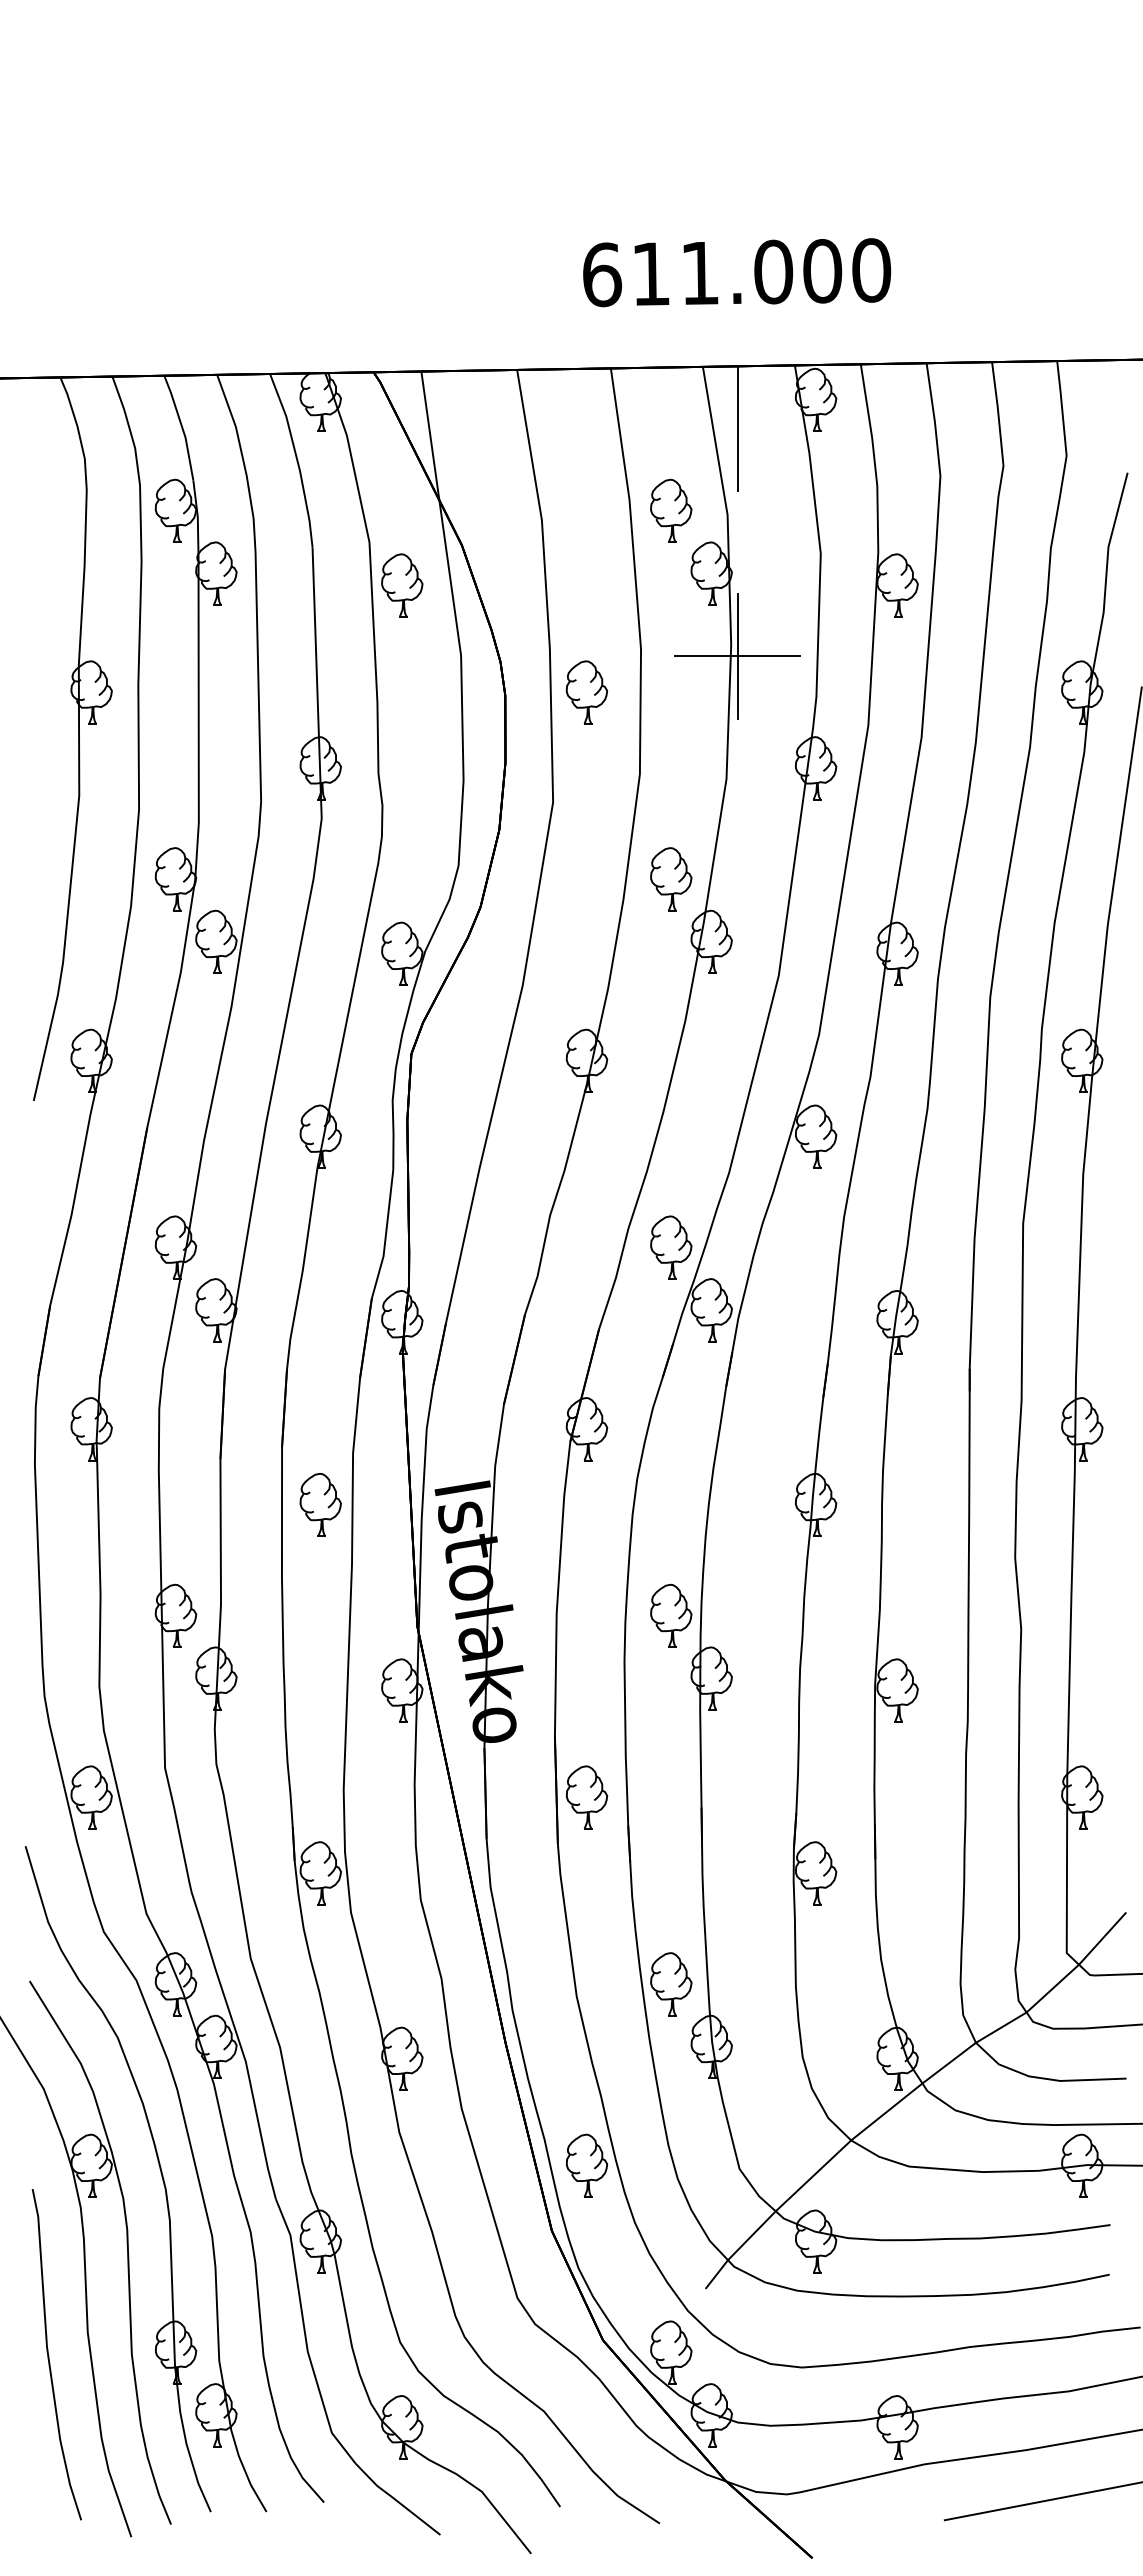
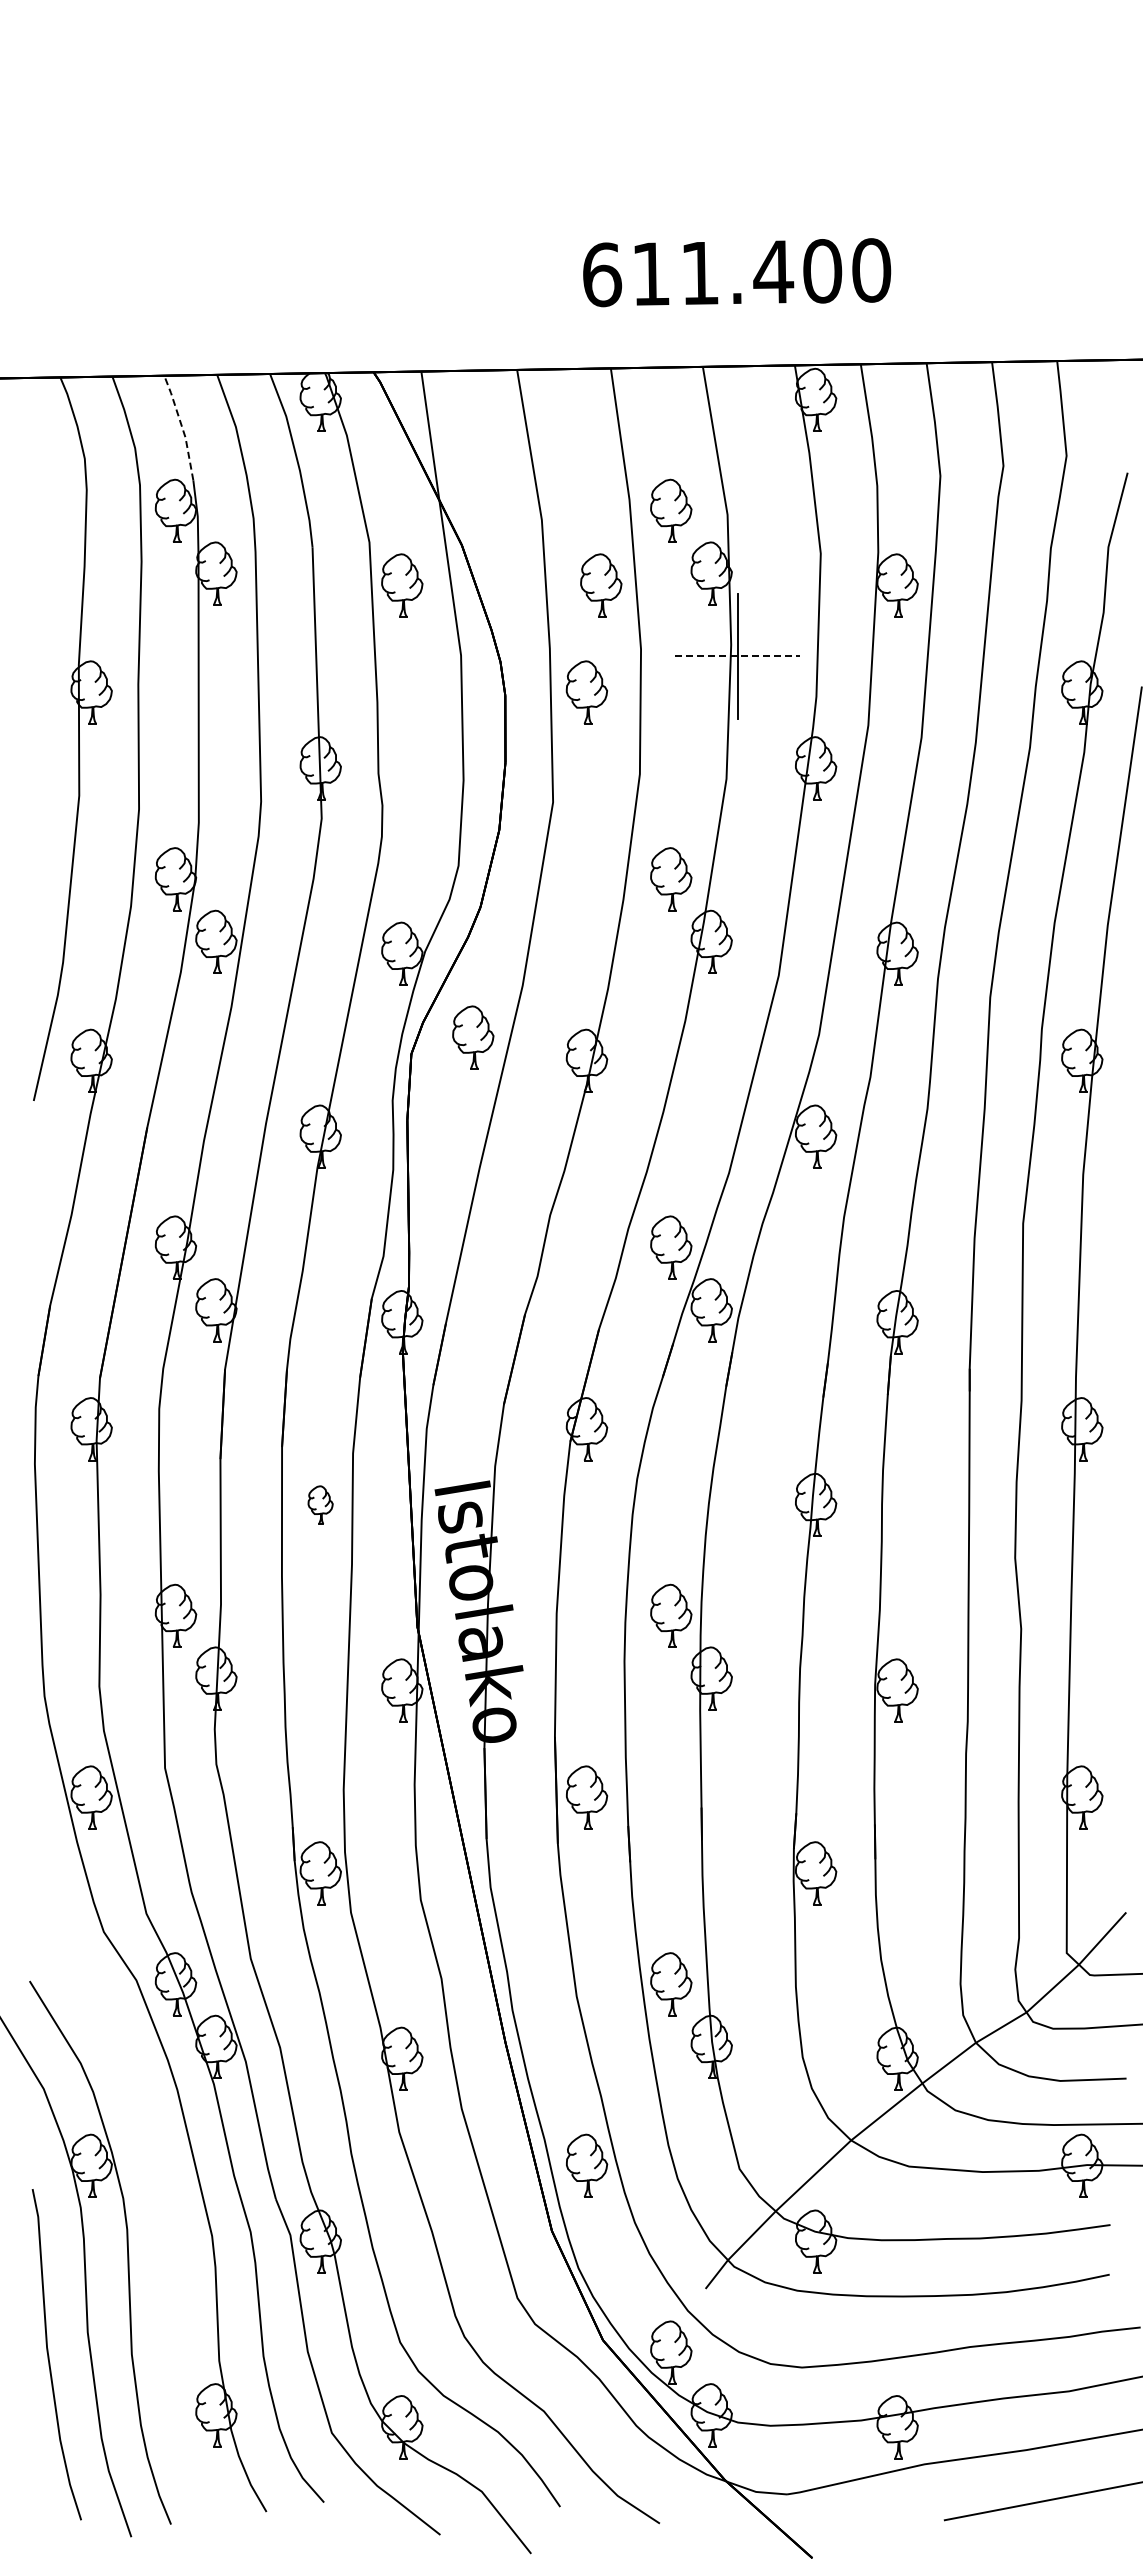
text: 611.000 -> 611.400 (773, 271)
line: solid -> dashed (181, 426)
line: present -> none (737, 428)
part: none -> present (601, 585)
line: solid -> dashed (738, 656)
part: none -> present (473, 1037)
part size: 43x64 px -> 27x40 px (320, 1504)
part: present -> none (159, 2169)
